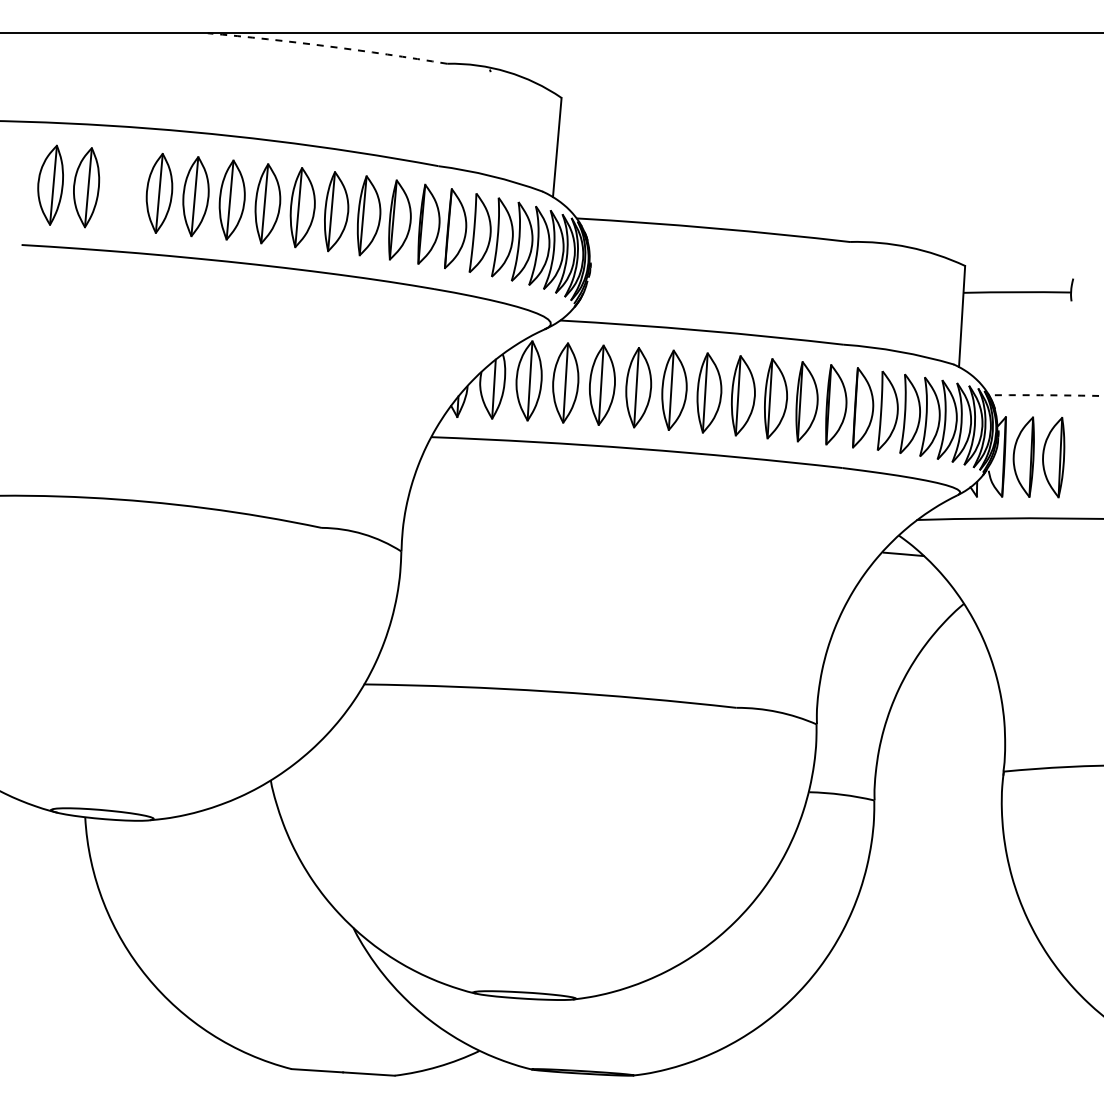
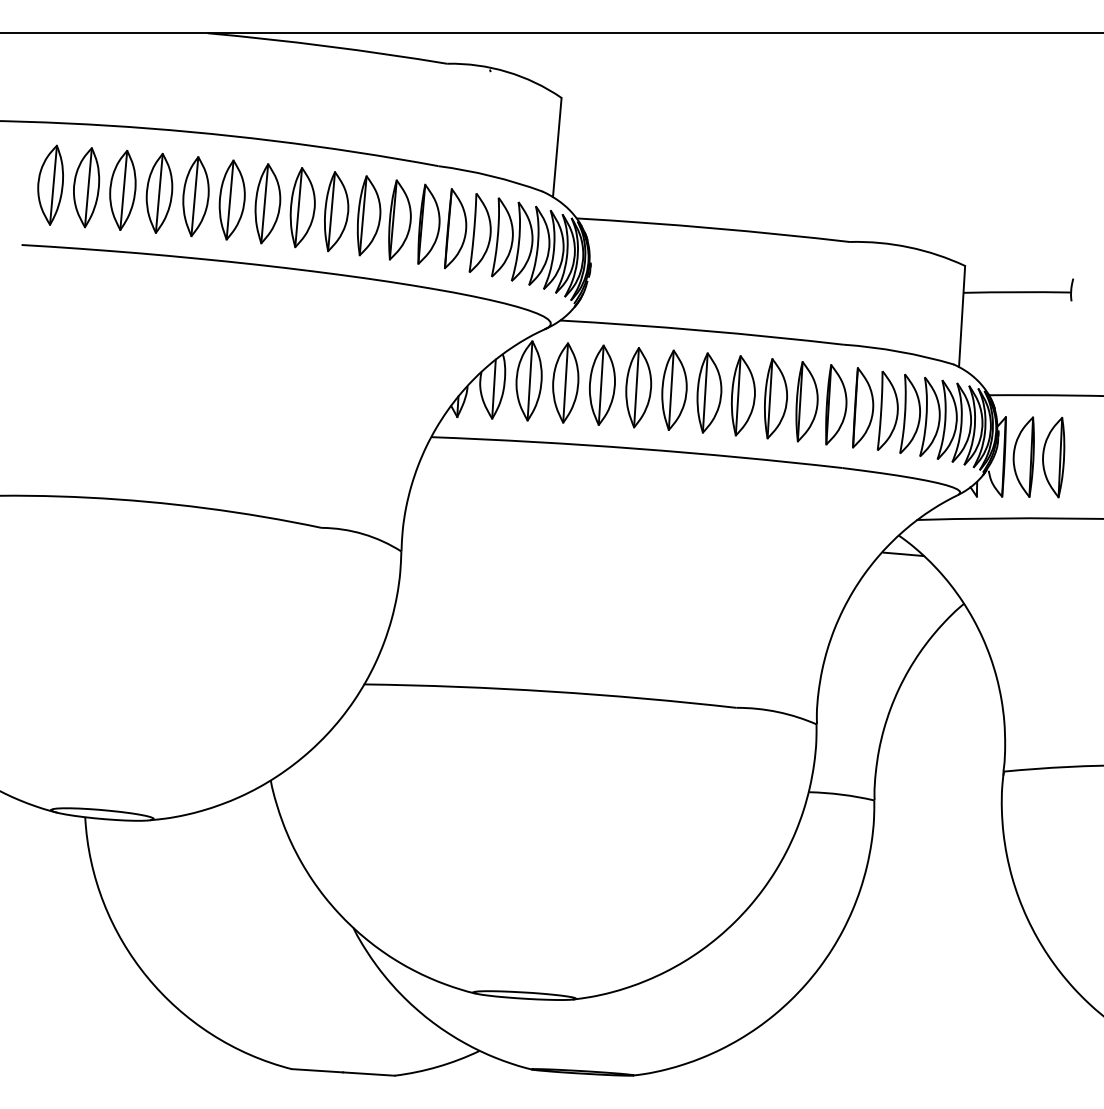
arc: dashed -> solid (327, 46)
part: none -> present (122, 190)
arc: dashed -> solid (1045, 395)
